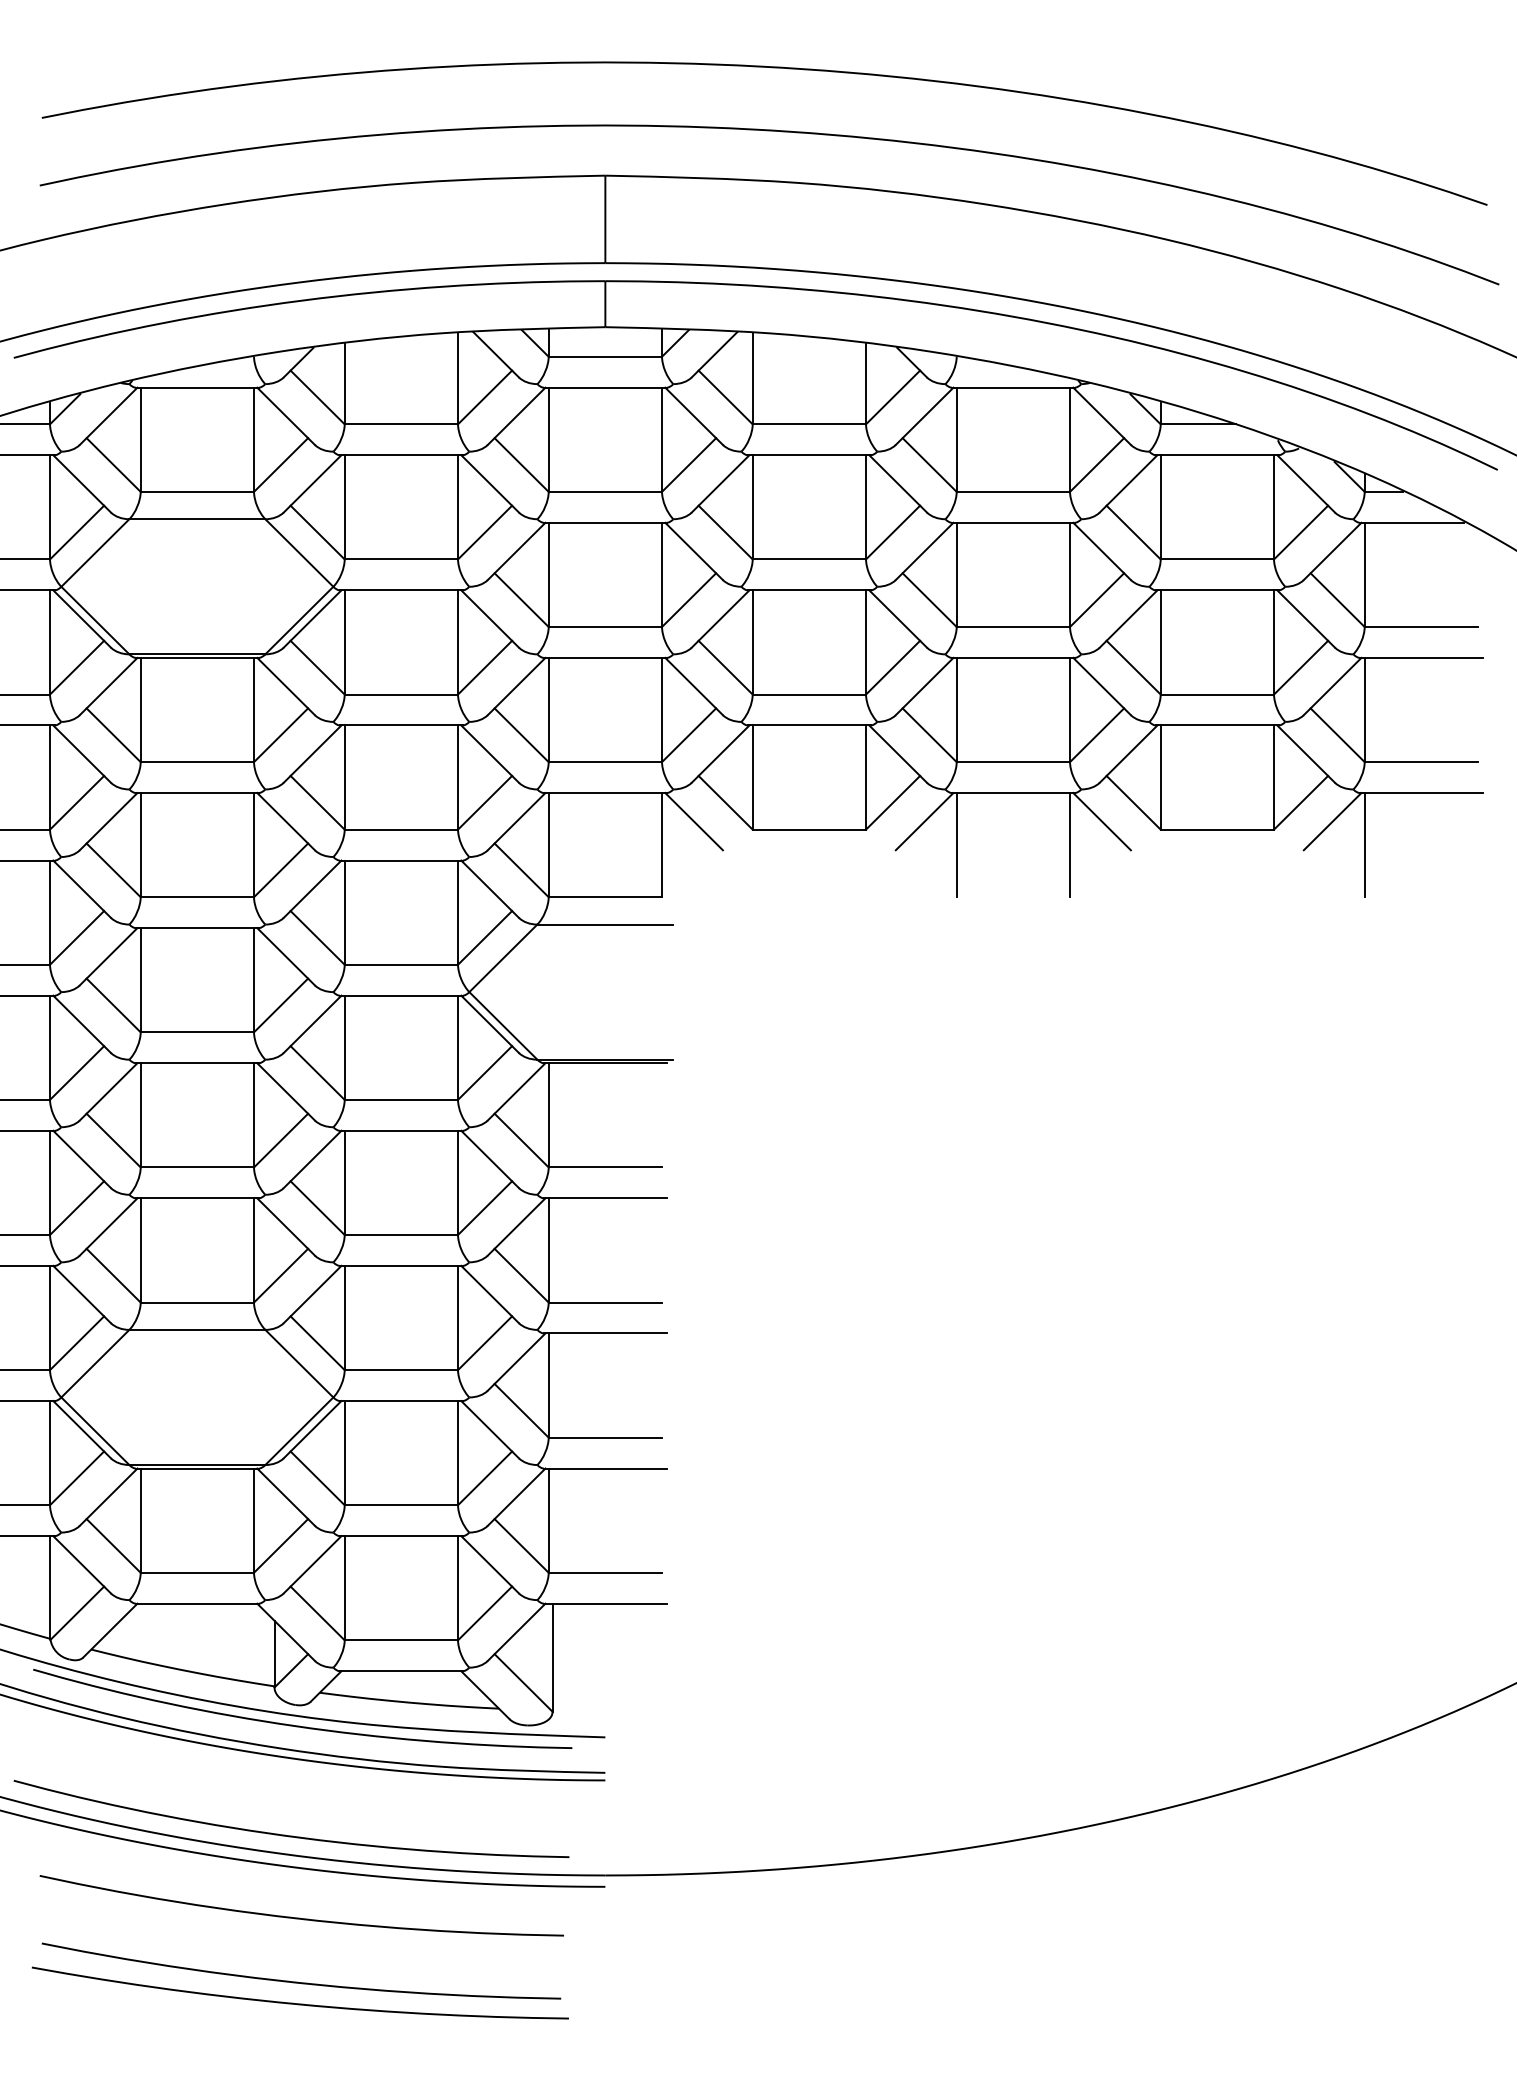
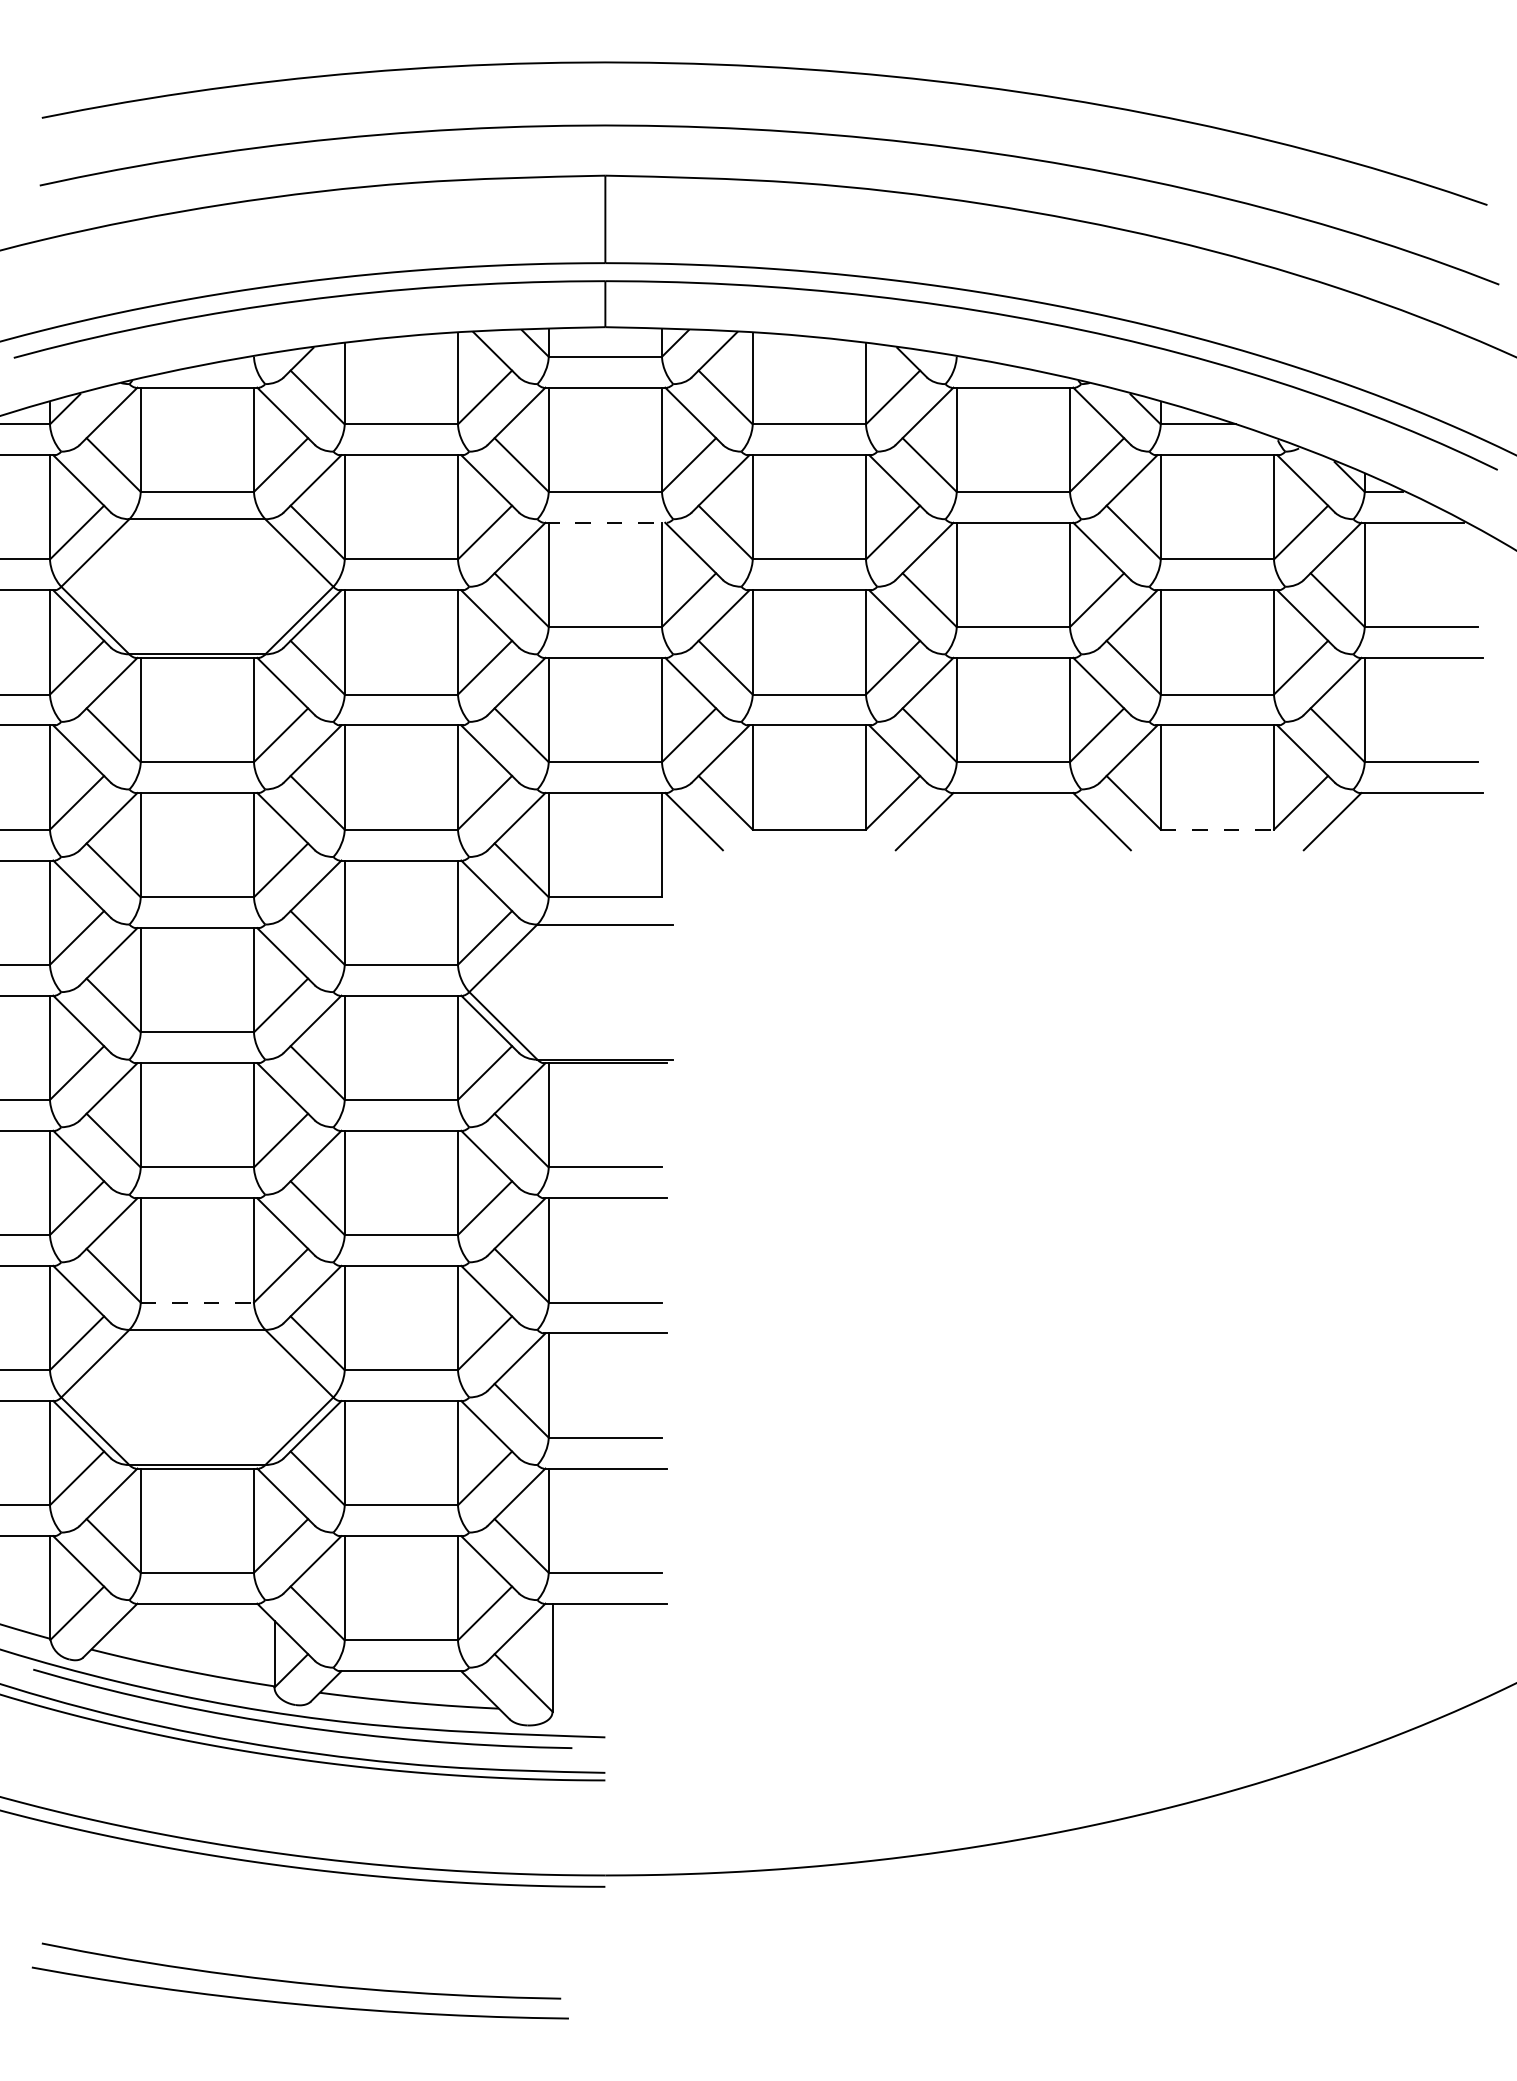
line: solid -> dashed (605, 522)
line: solid -> dashed (1217, 829)
line: present -> none (956, 845)
line: present -> none (1070, 845)
line: present -> none (1364, 845)
line: solid -> dashed (197, 1302)
curve: present -> none (291, 1835)
curve: present -> none (300, 1917)
